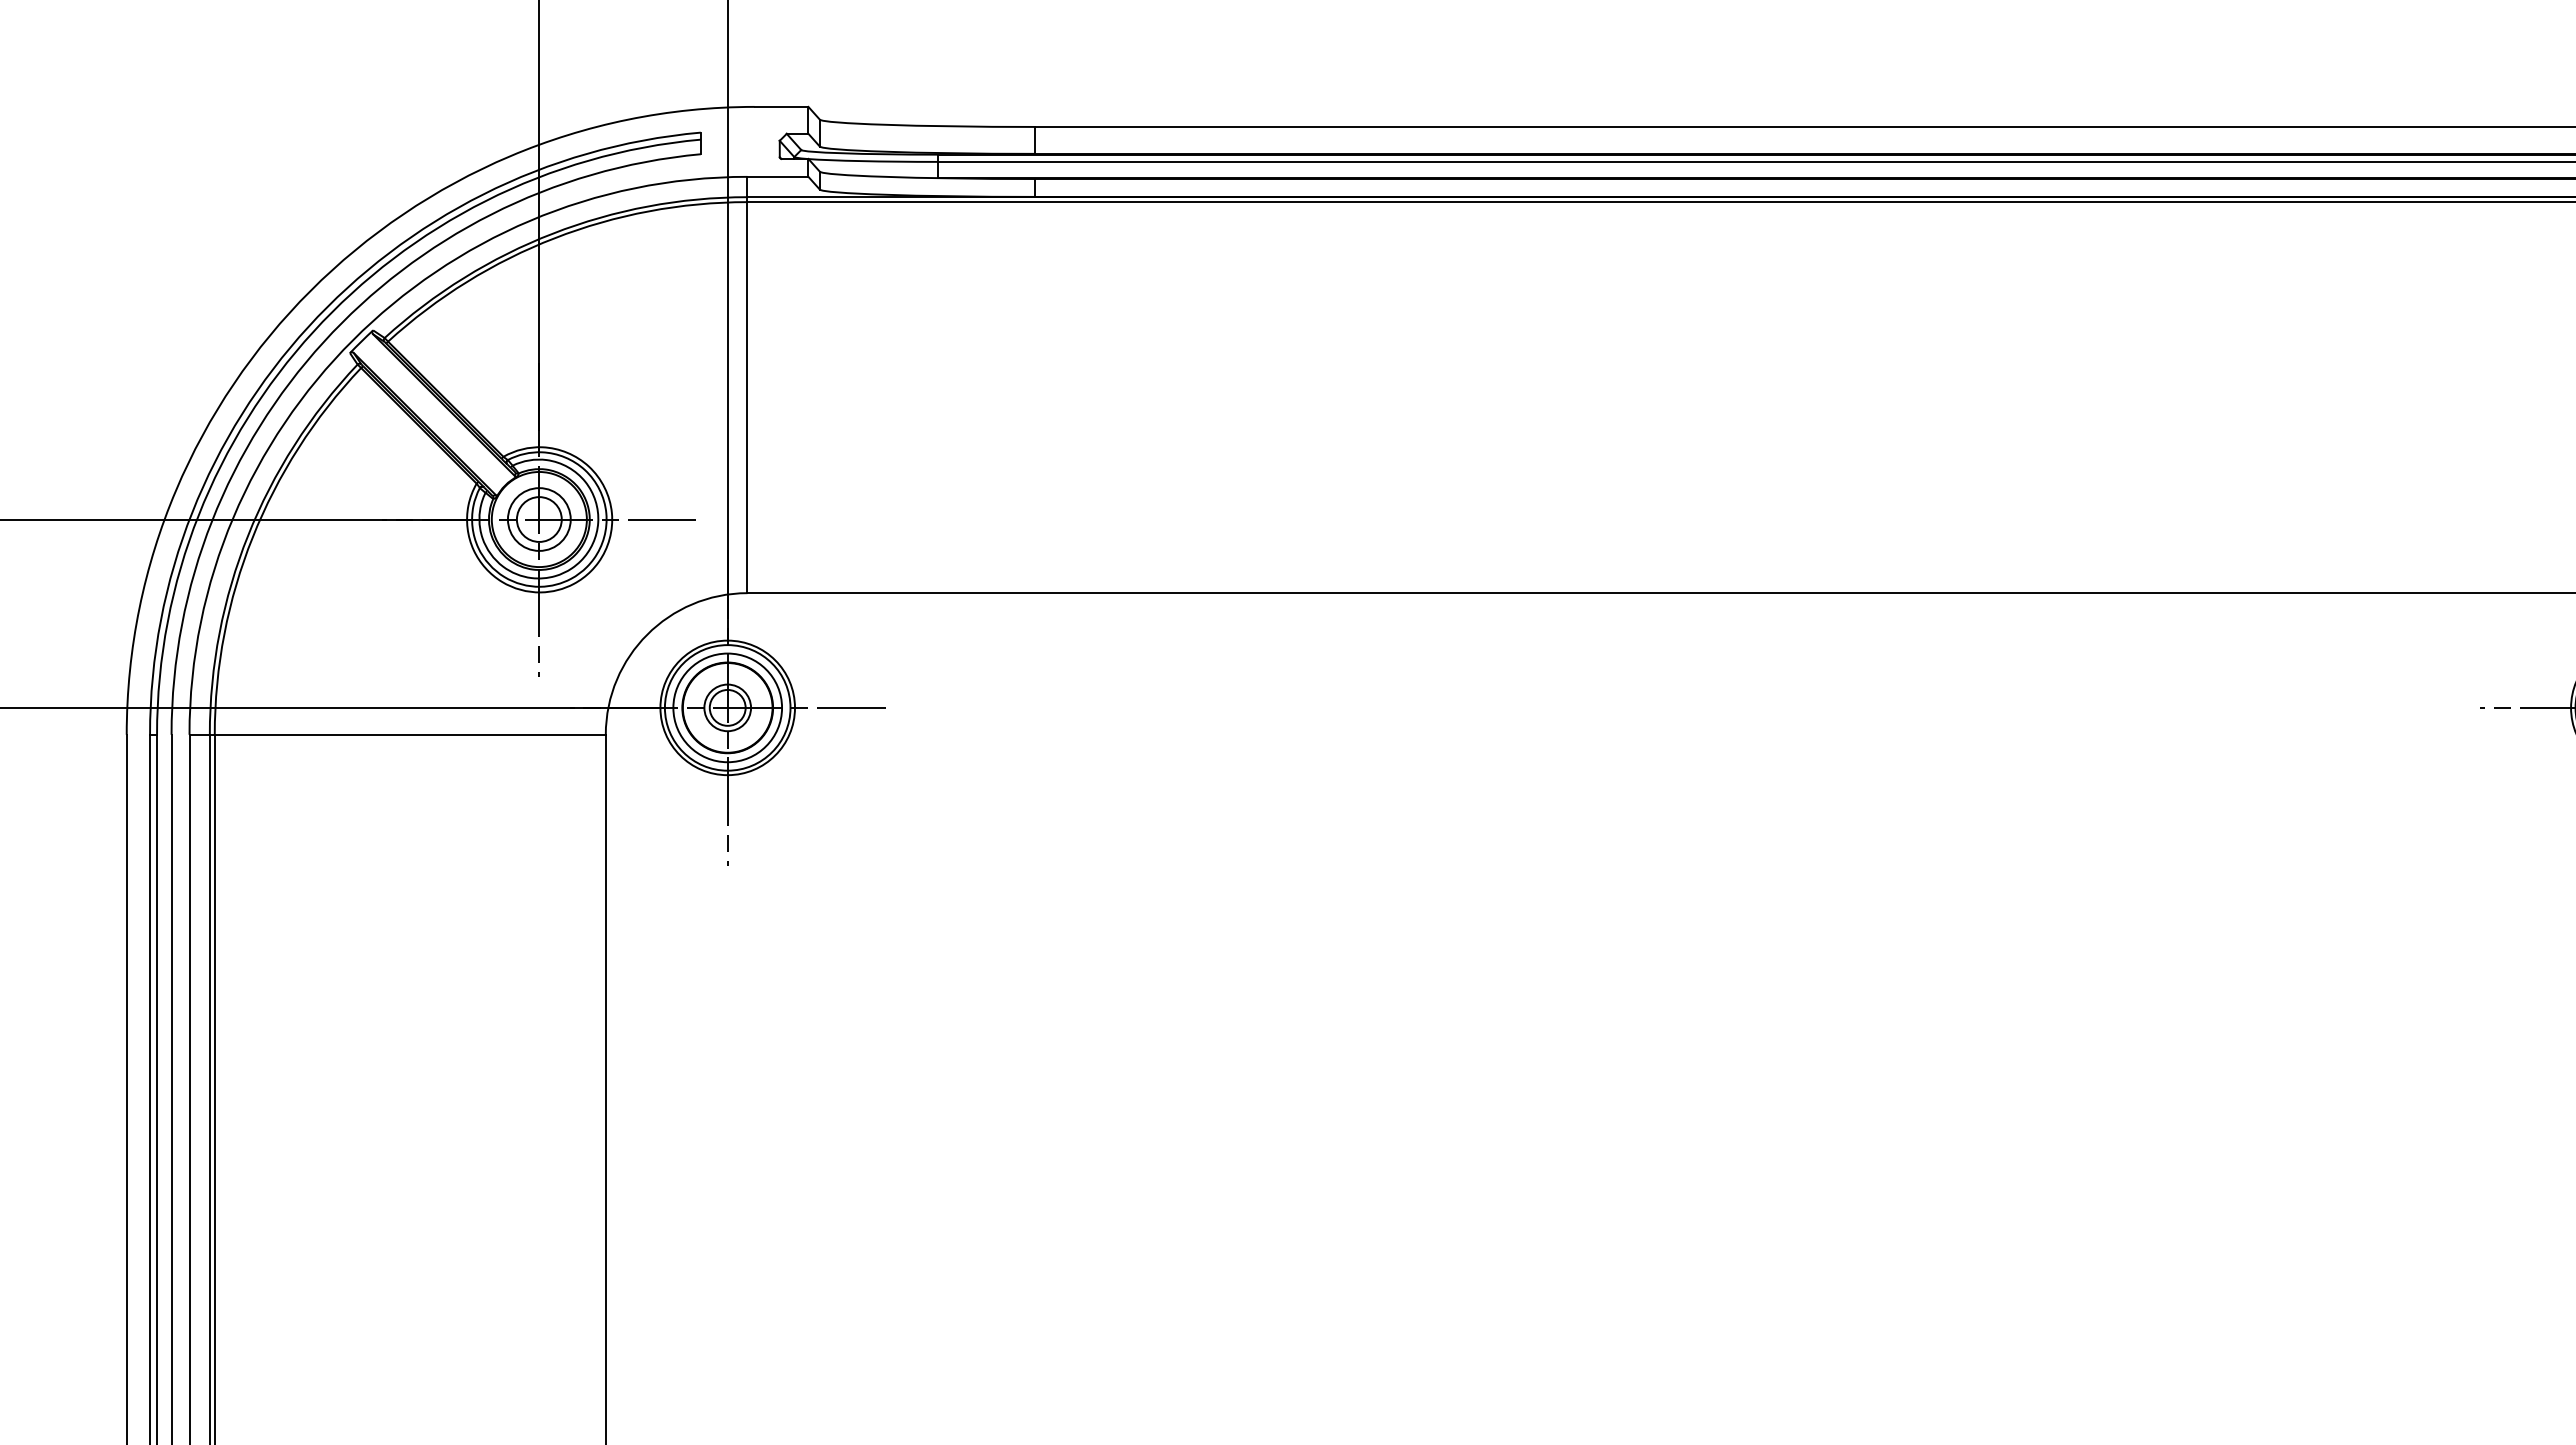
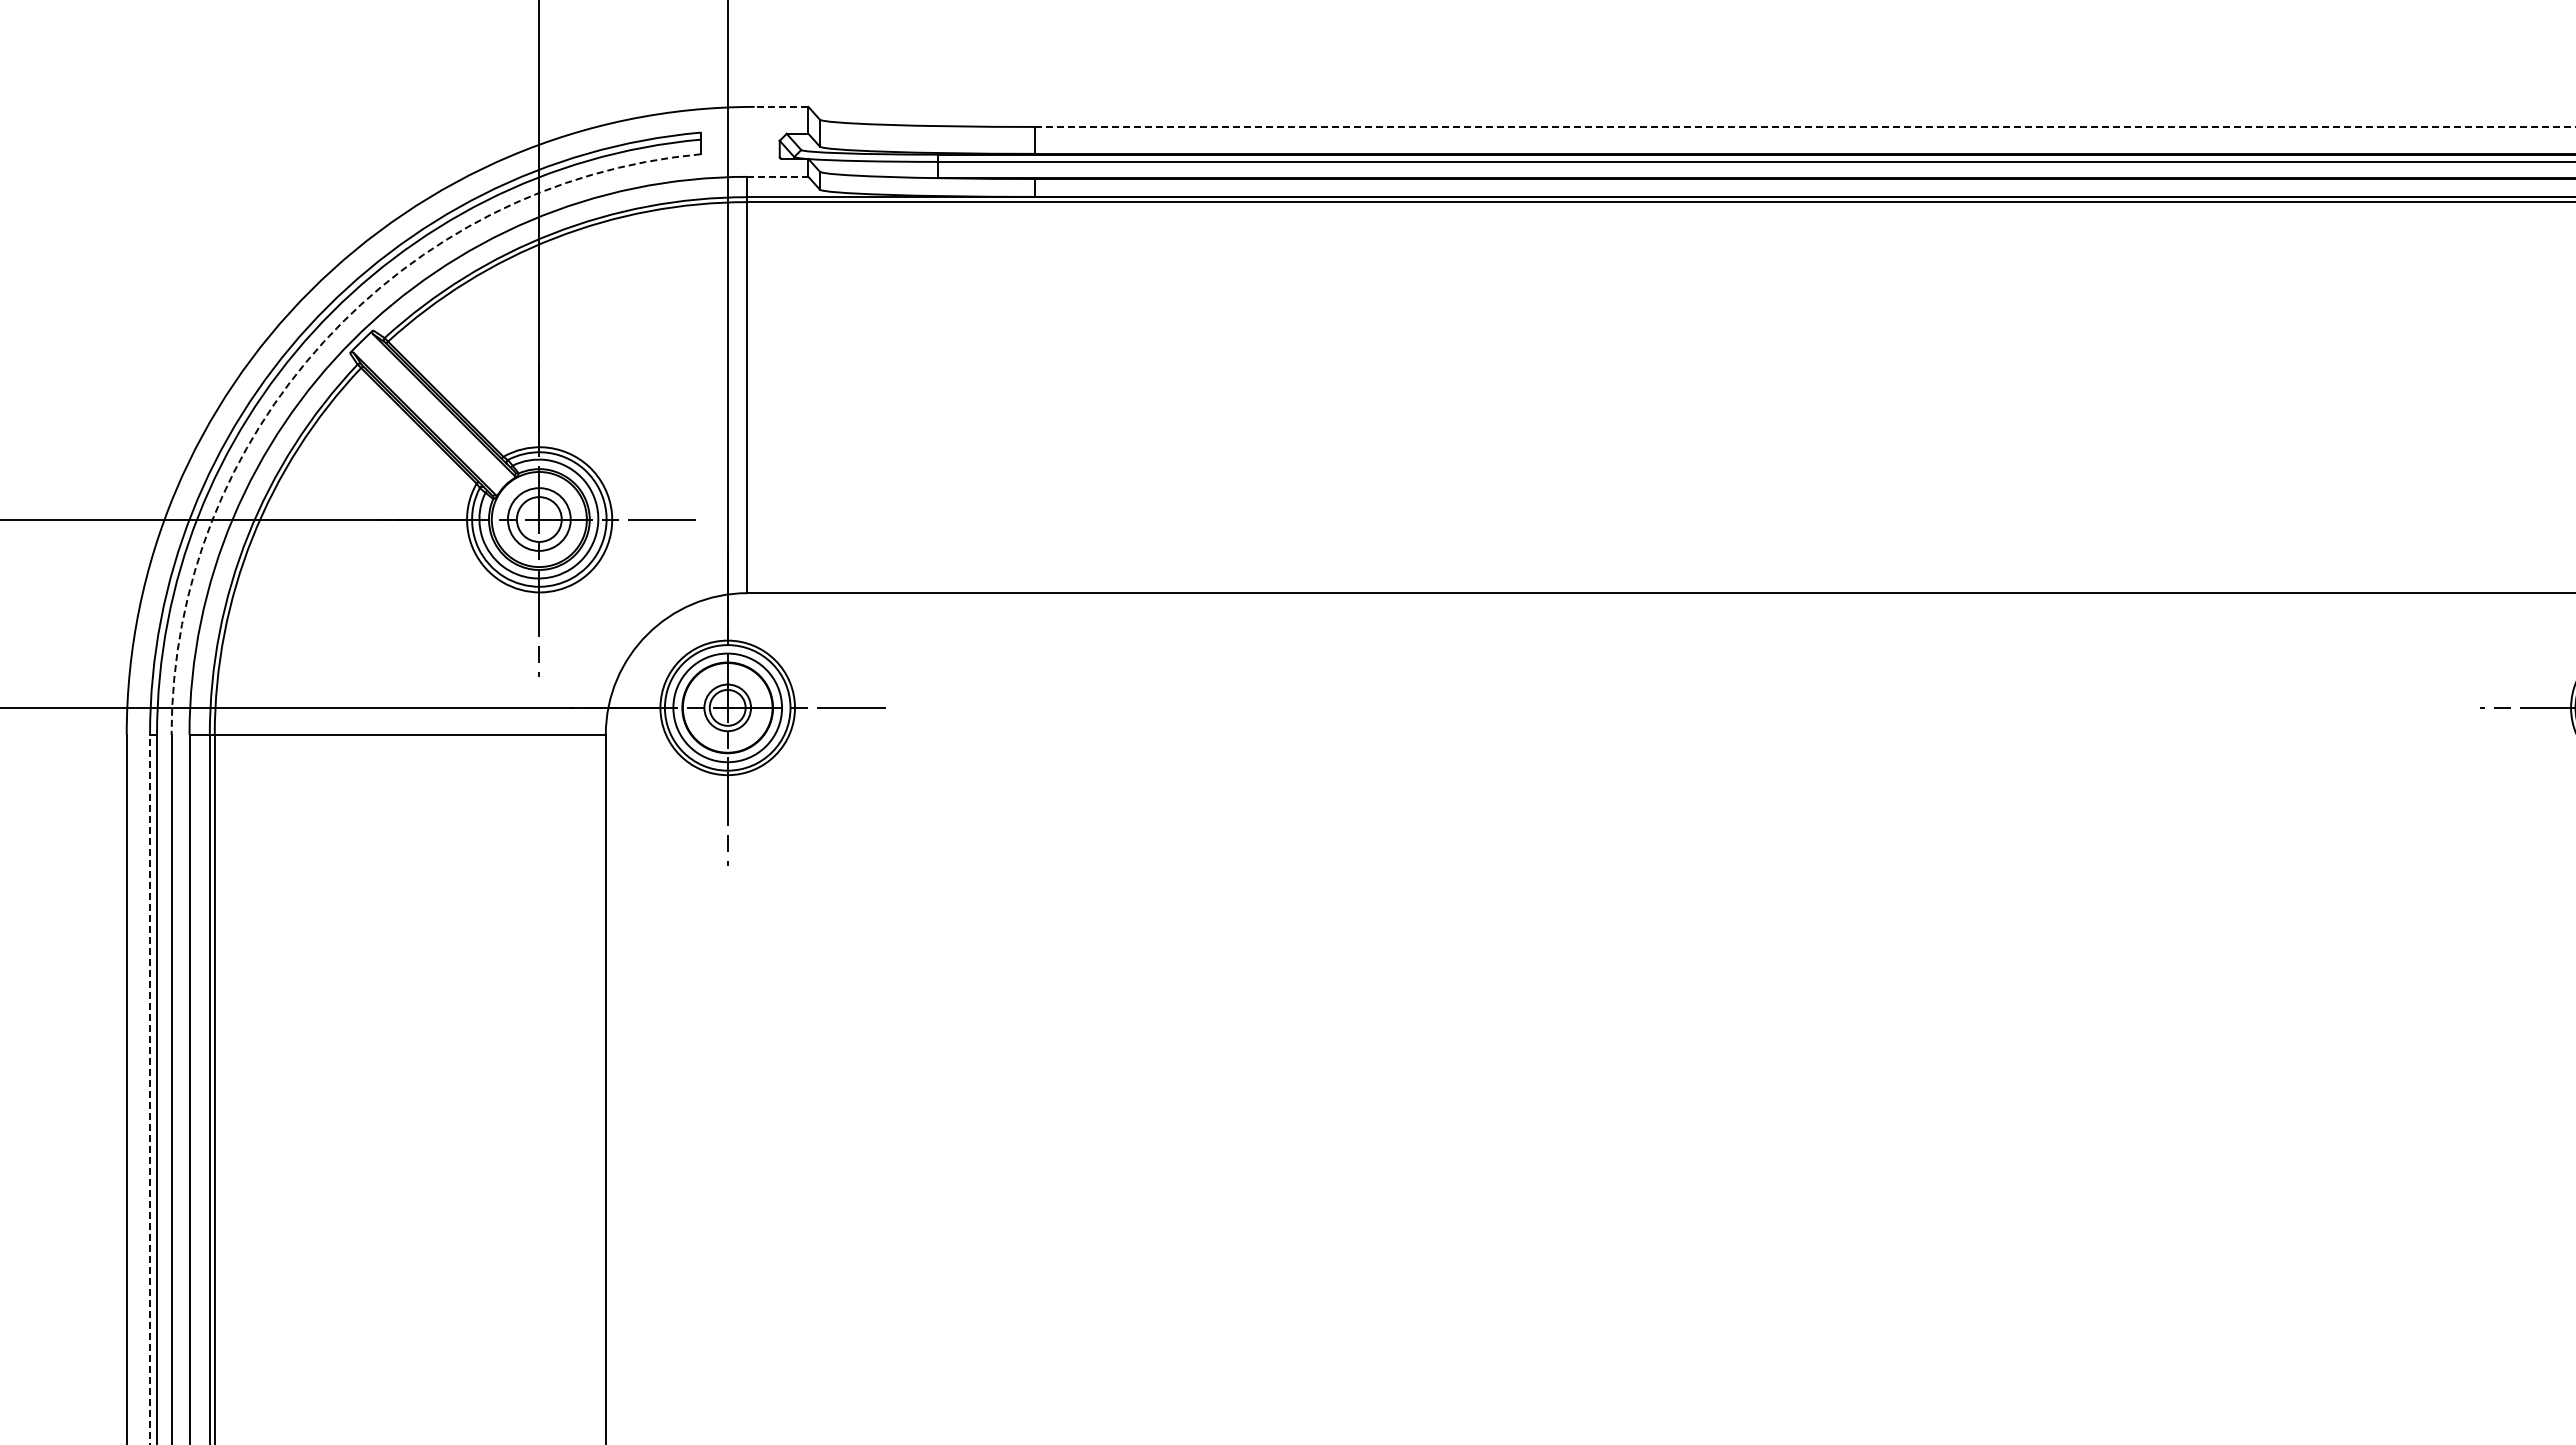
line: solid -> dashed (781, 106)
line: solid -> dashed (1805, 126)
line: solid -> dashed (778, 176)
arc: solid -> dashed (323, 342)
line: solid -> dashed (150, 1089)
